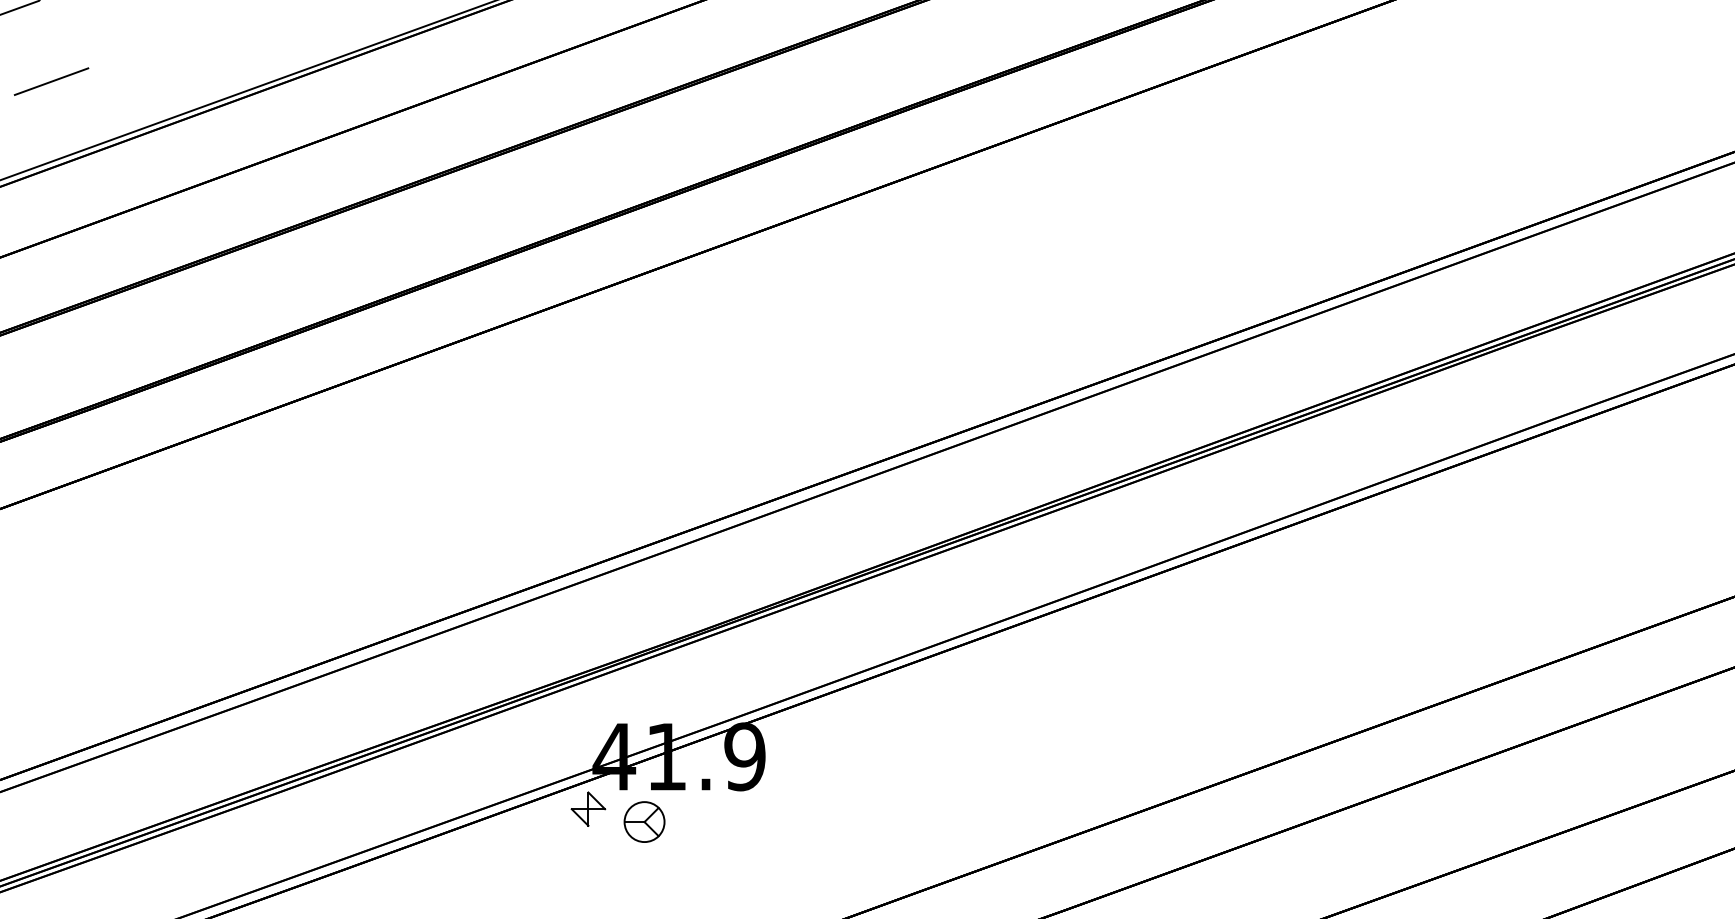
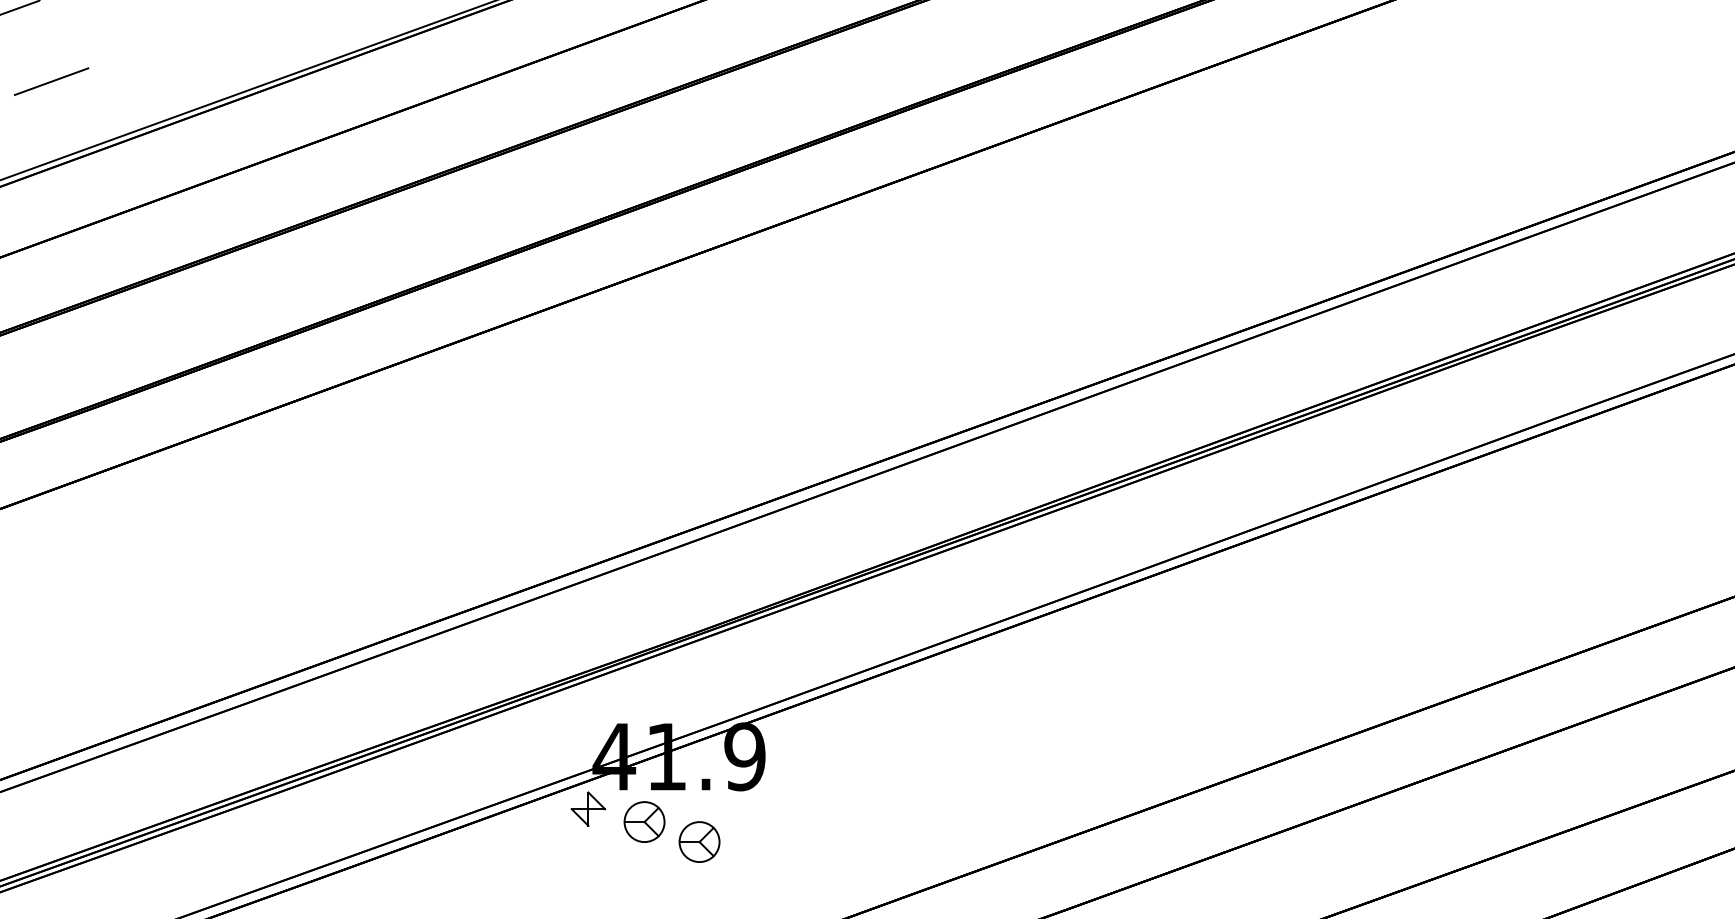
part: none -> present (699, 841)
